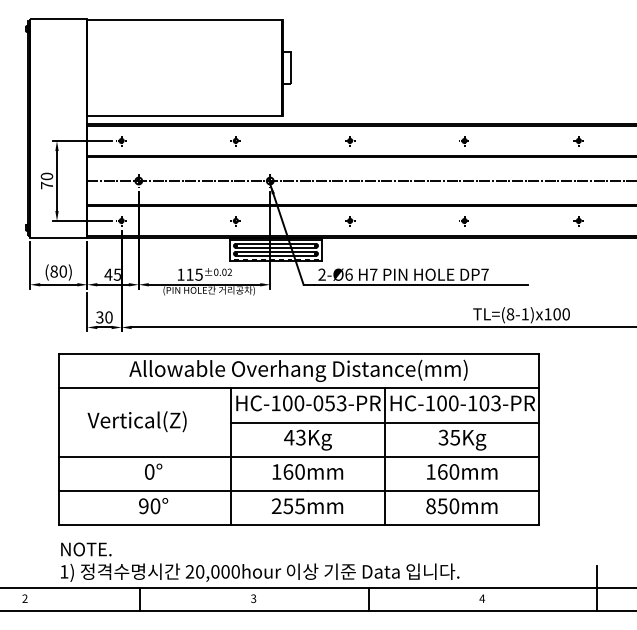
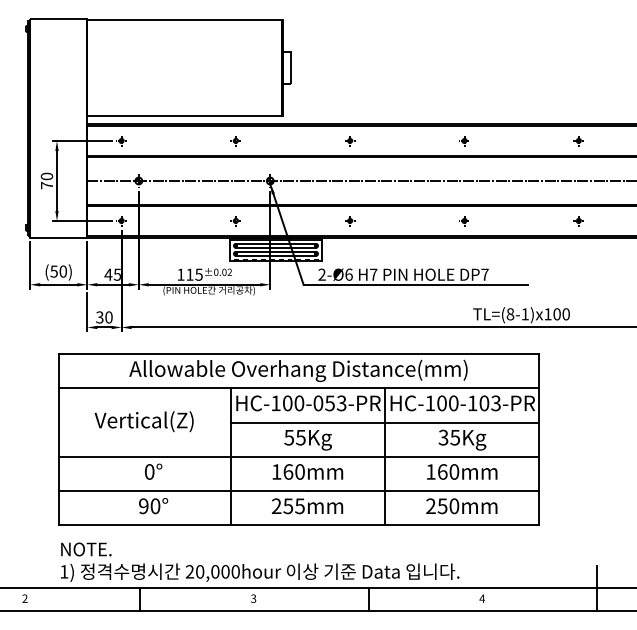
text: (80) -> (50) (53, 271)
text position: (136, 421) -> (143, 421) (143, 421)
text: 43Kg -> 55Kg (294, 437)
text: 850mm -> 250mm (430, 506)
